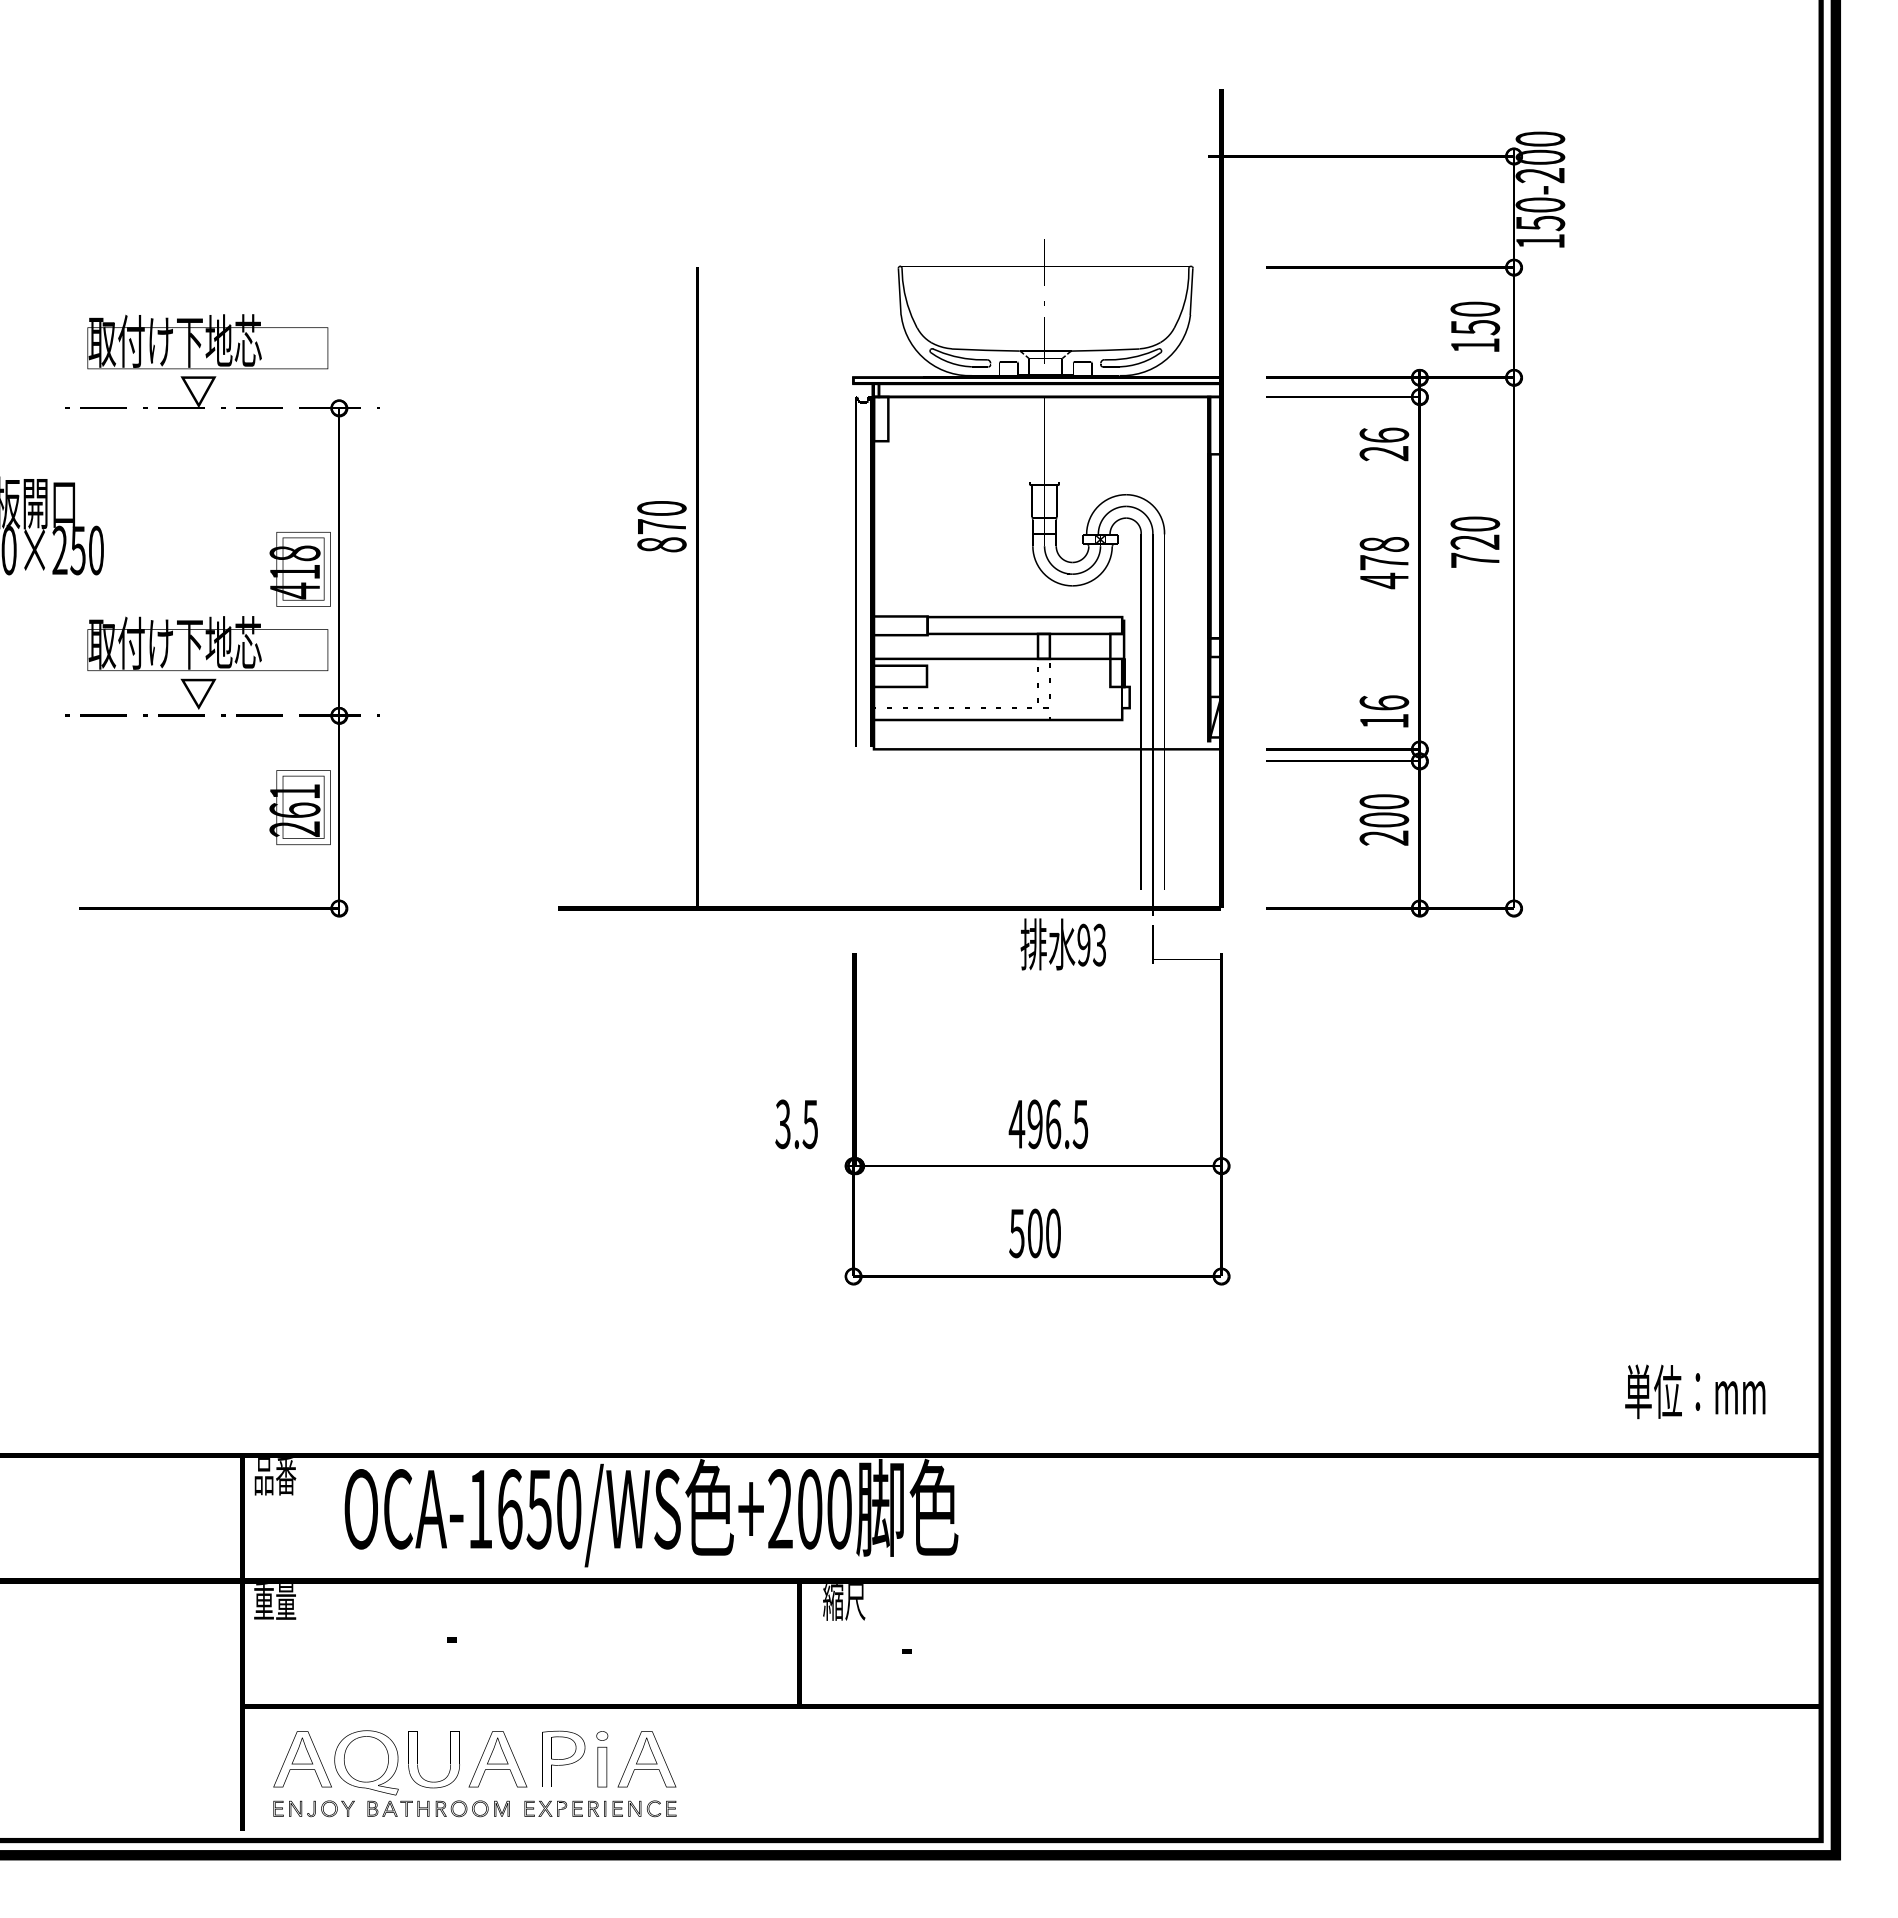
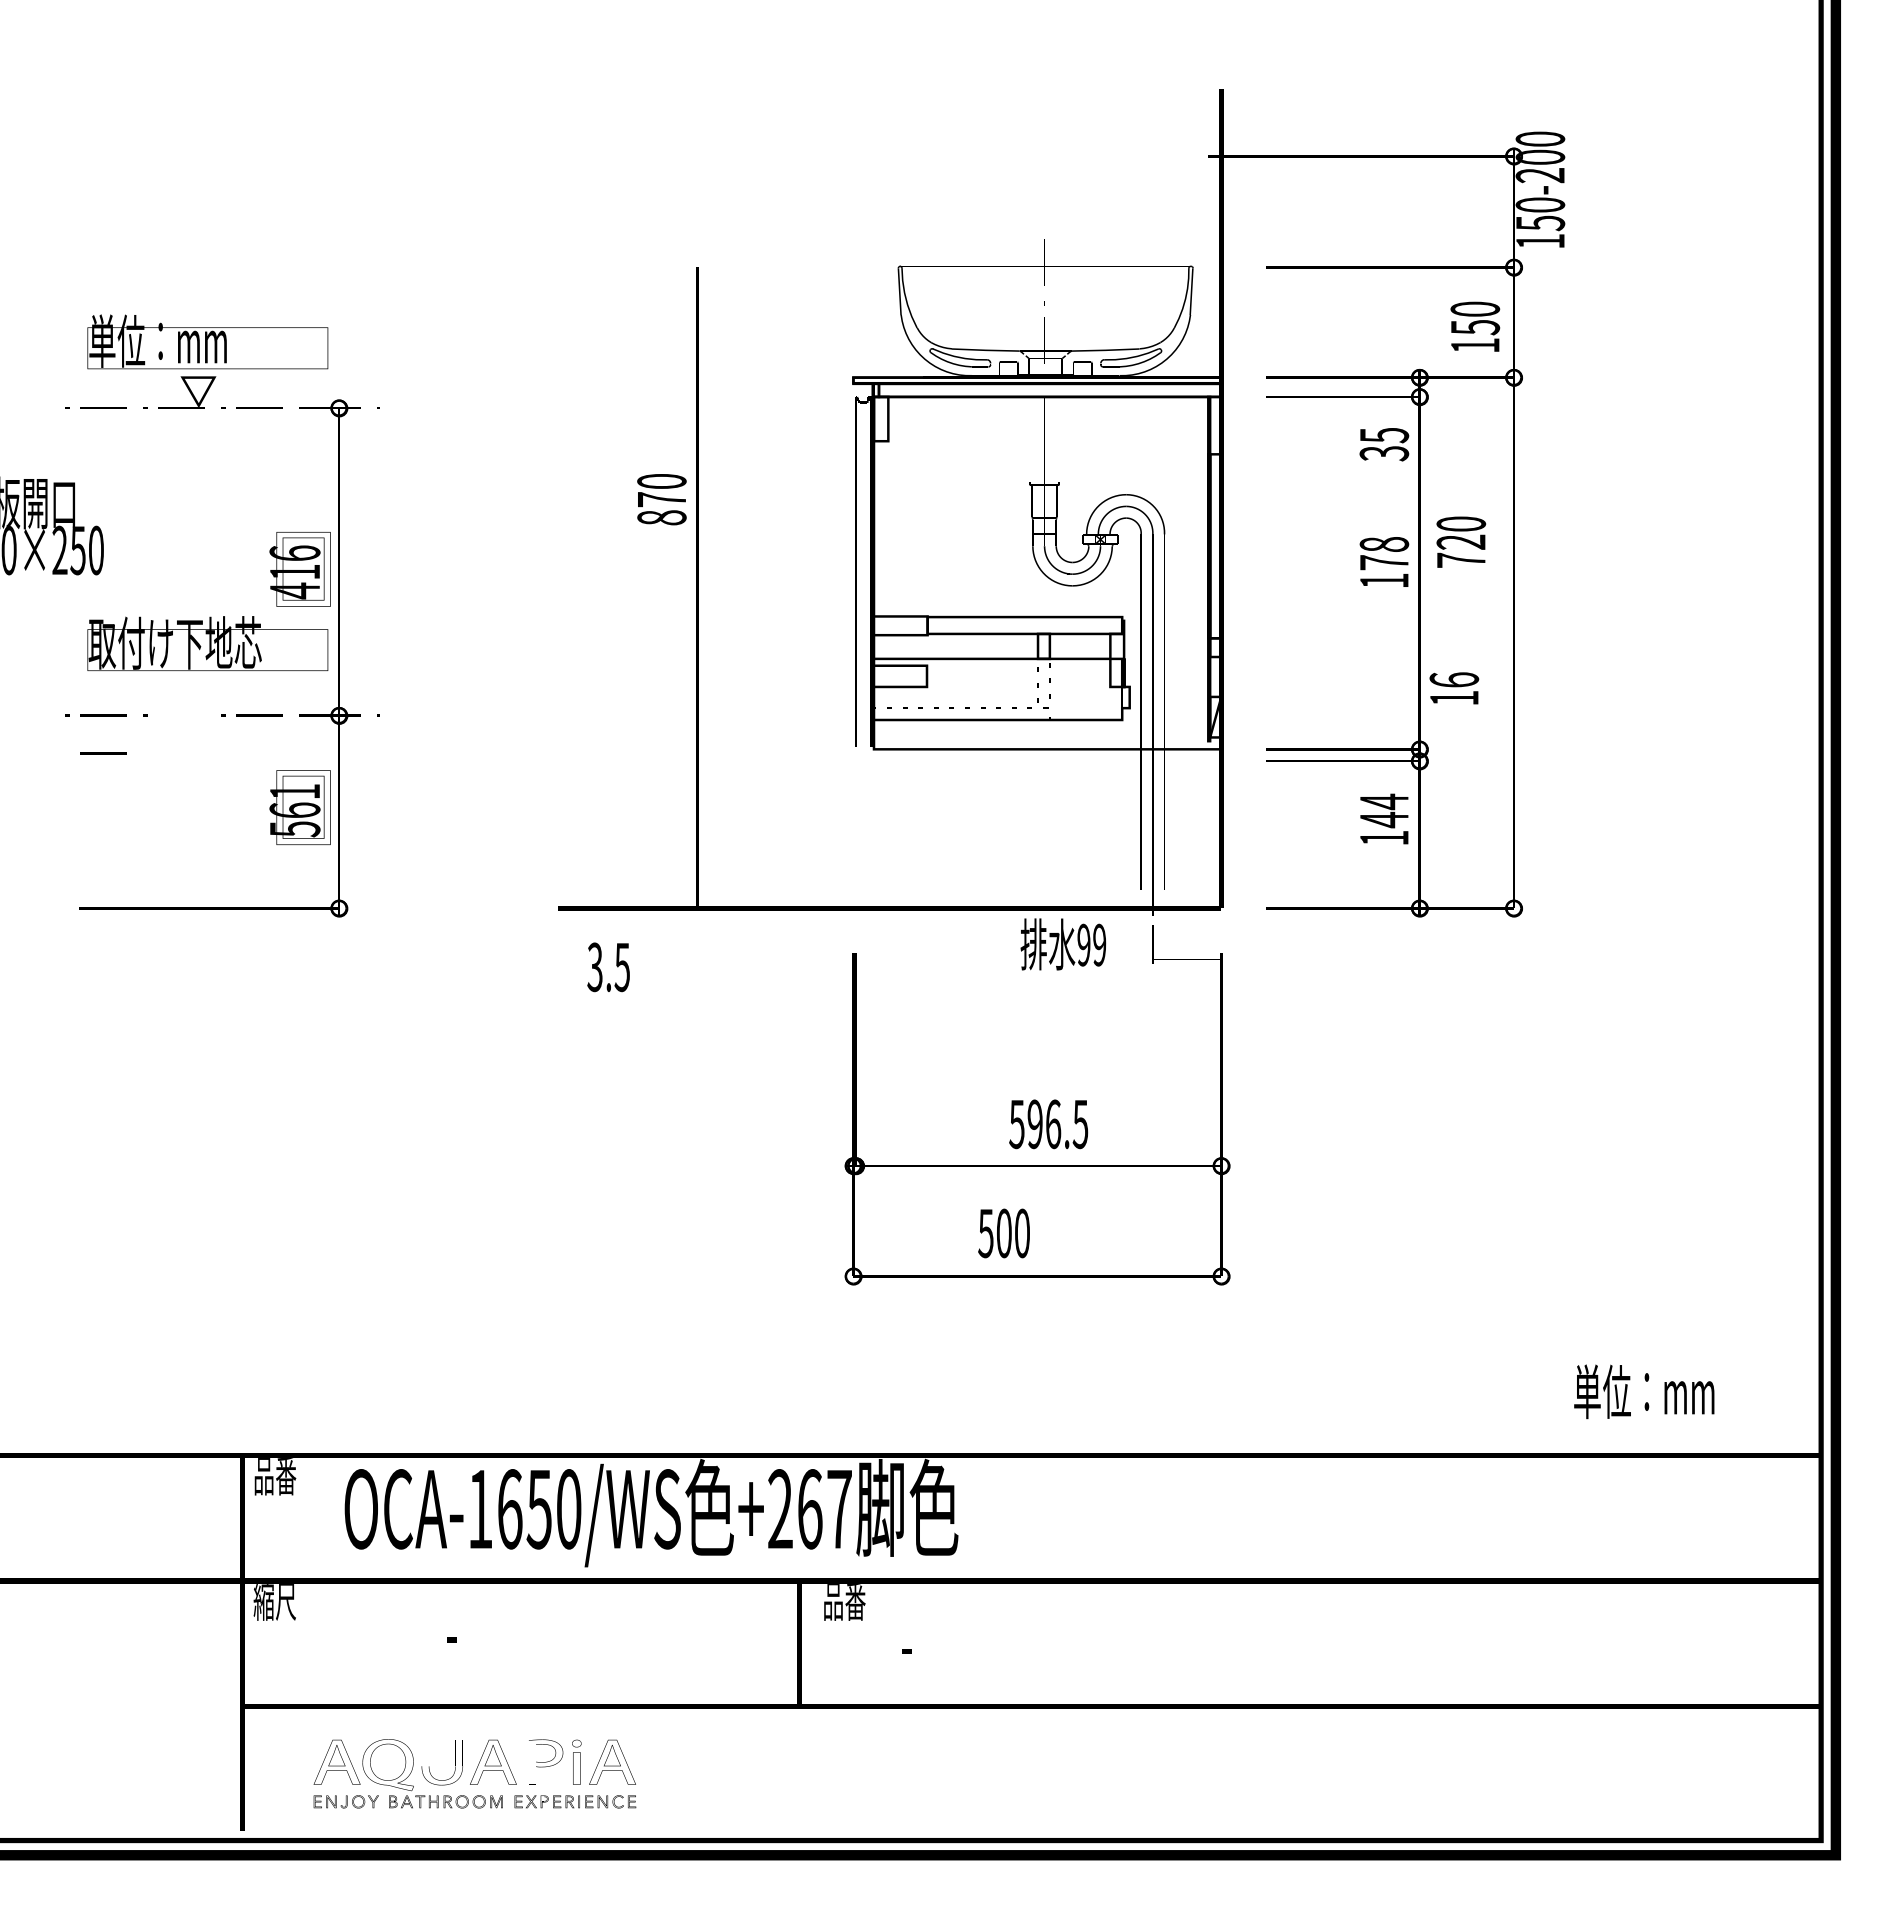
text: 取付け下地芯 -> 単位：mm (174, 340)
text: 26 -> 35 (1384, 444)
text position: (661, 526) -> (661, 499) (661, 499)
text position: (1475, 541) -> (1461, 541) (1461, 541)
text: 418 -> 416 (294, 553)
text: 478 -> 178 (1384, 580)
part: present -> none (187, 697)
text position: (1384, 711) -> (1454, 688) (1454, 688)
line: none -> present (103, 753)
text: 200 -> 144 (1384, 819)
text: 261 -> 561 (294, 829)
text: 93 -> 99 (1099, 945)
text position: (796, 1124) -> (608, 967) (608, 967)
text: 496.5 -> 596.5 (1016, 1124)
text position: (1034, 1233) -> (1003, 1233) (1003, 1233)
text position: (1695, 1391) -> (1644, 1391) (1644, 1391)
text: +200 -> +267 (824, 1509)
text: 重量 -> 縮尺 (274, 1602)
text: 縮尺 -> 品番 (844, 1602)
part size: 404x88 px -> 324x70 px (474, 1773)
